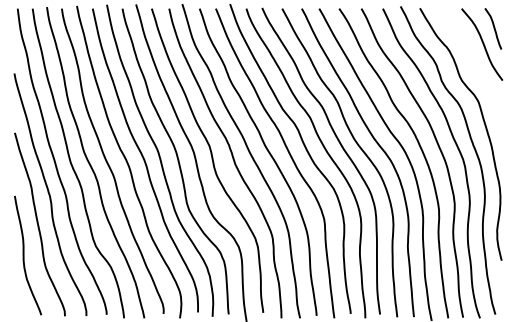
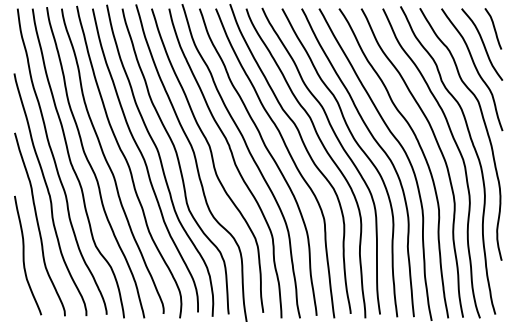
curve: none -> present (474, 67)
